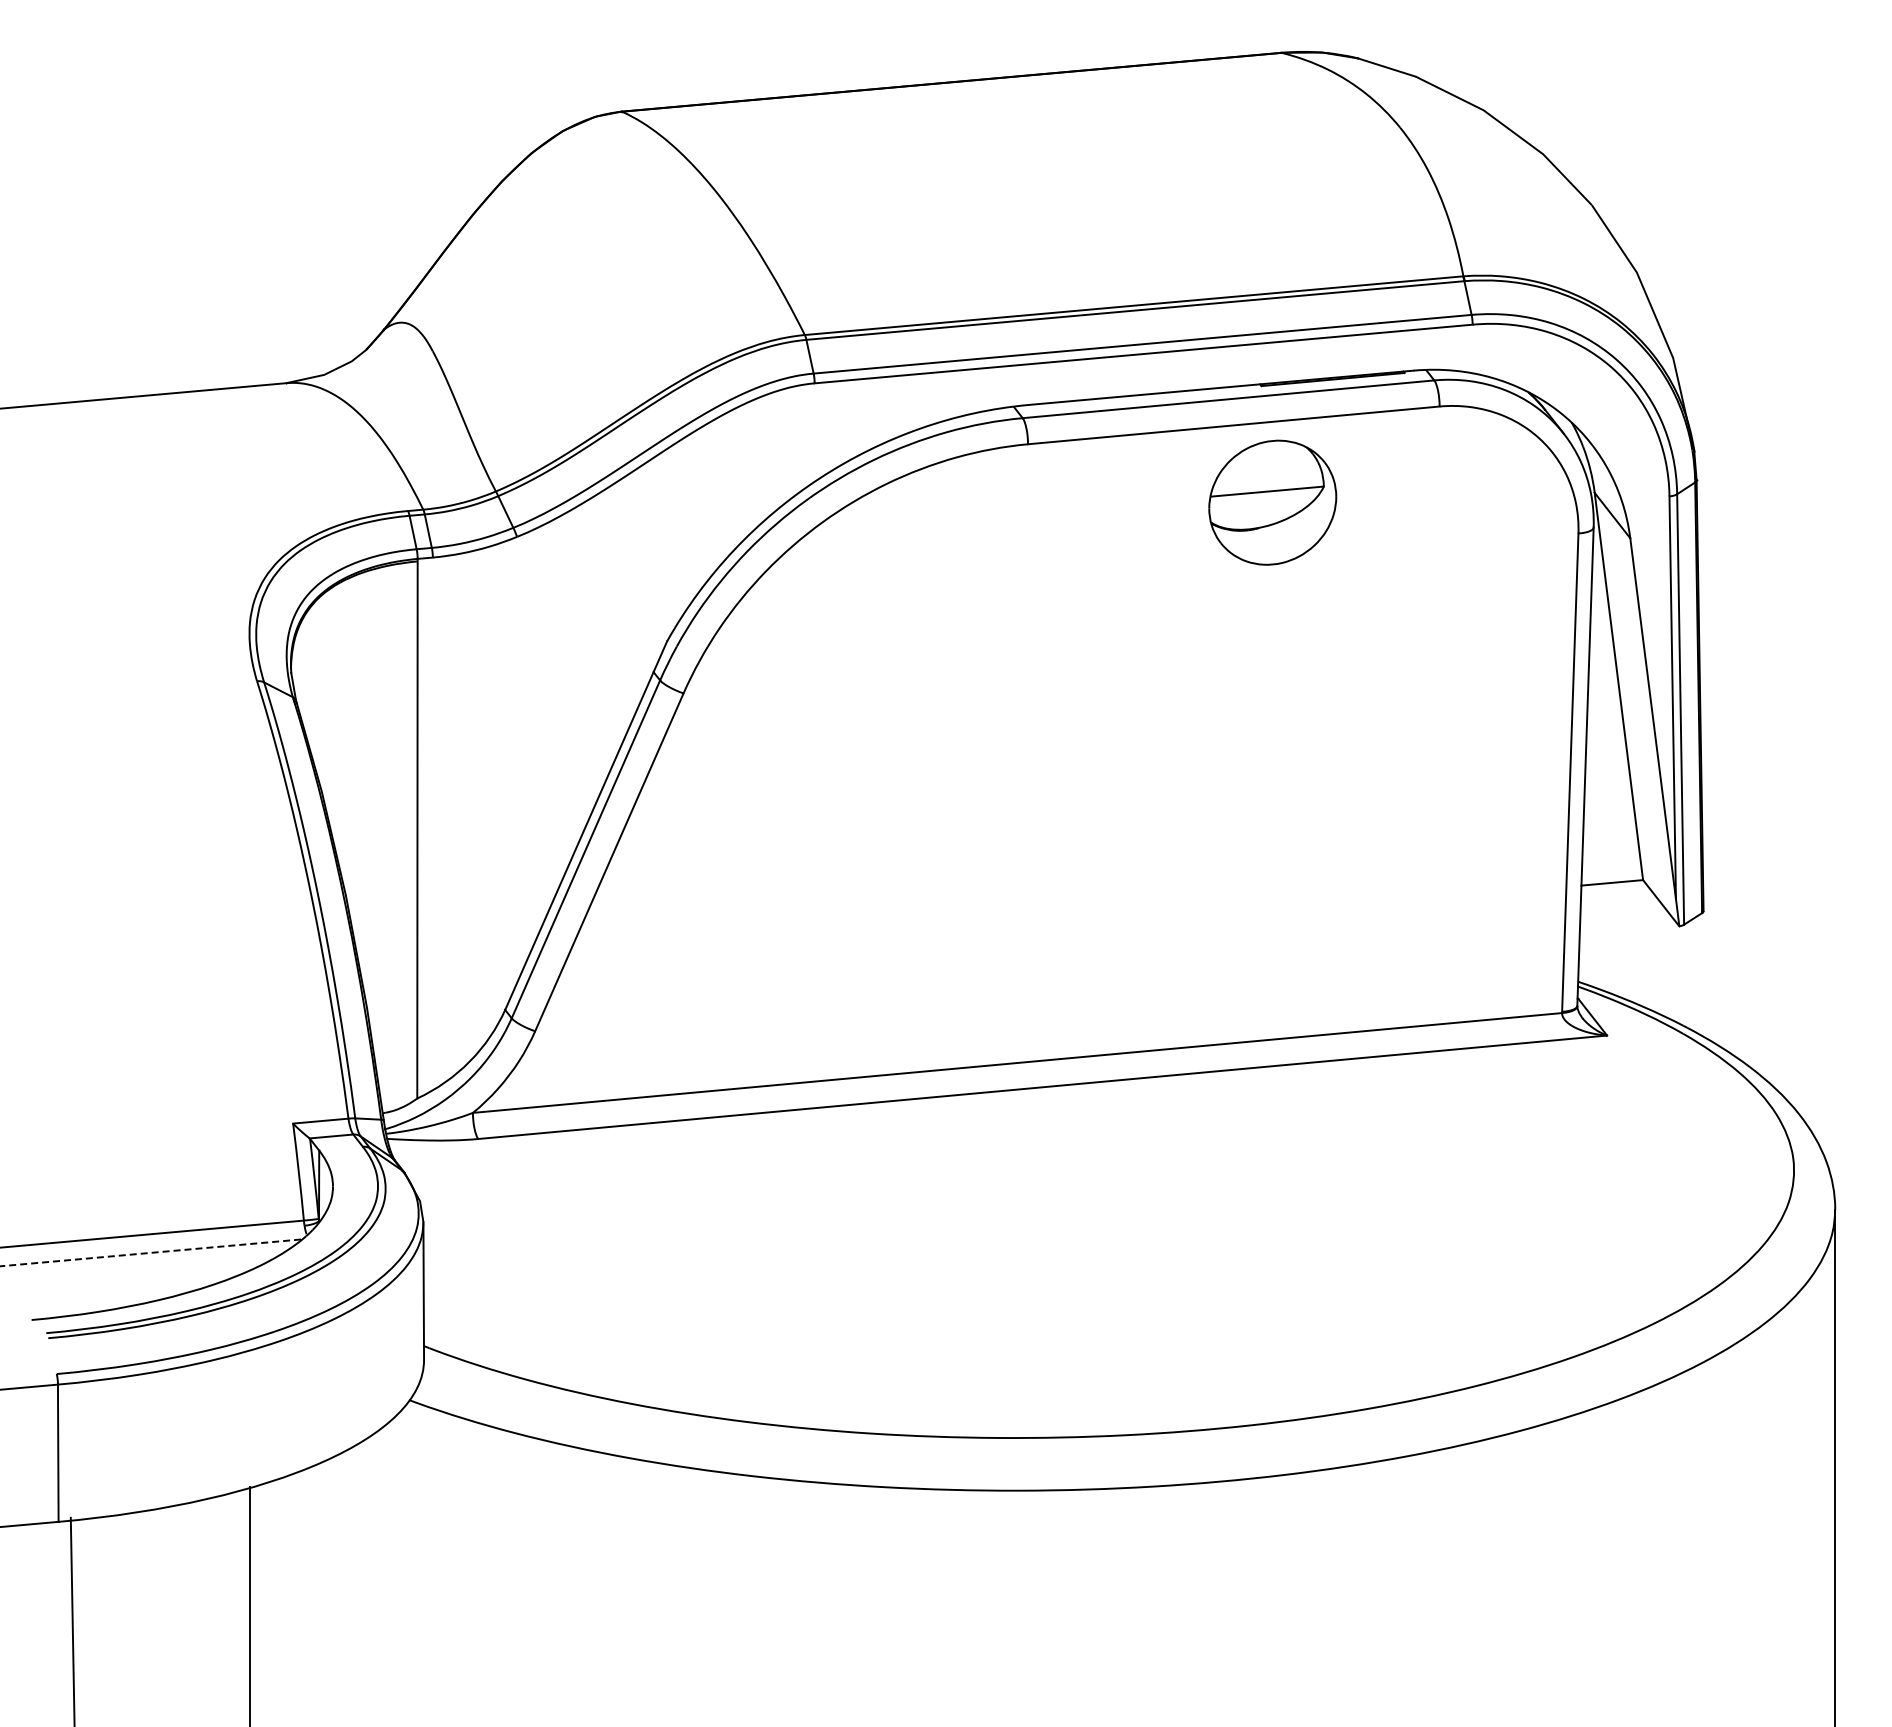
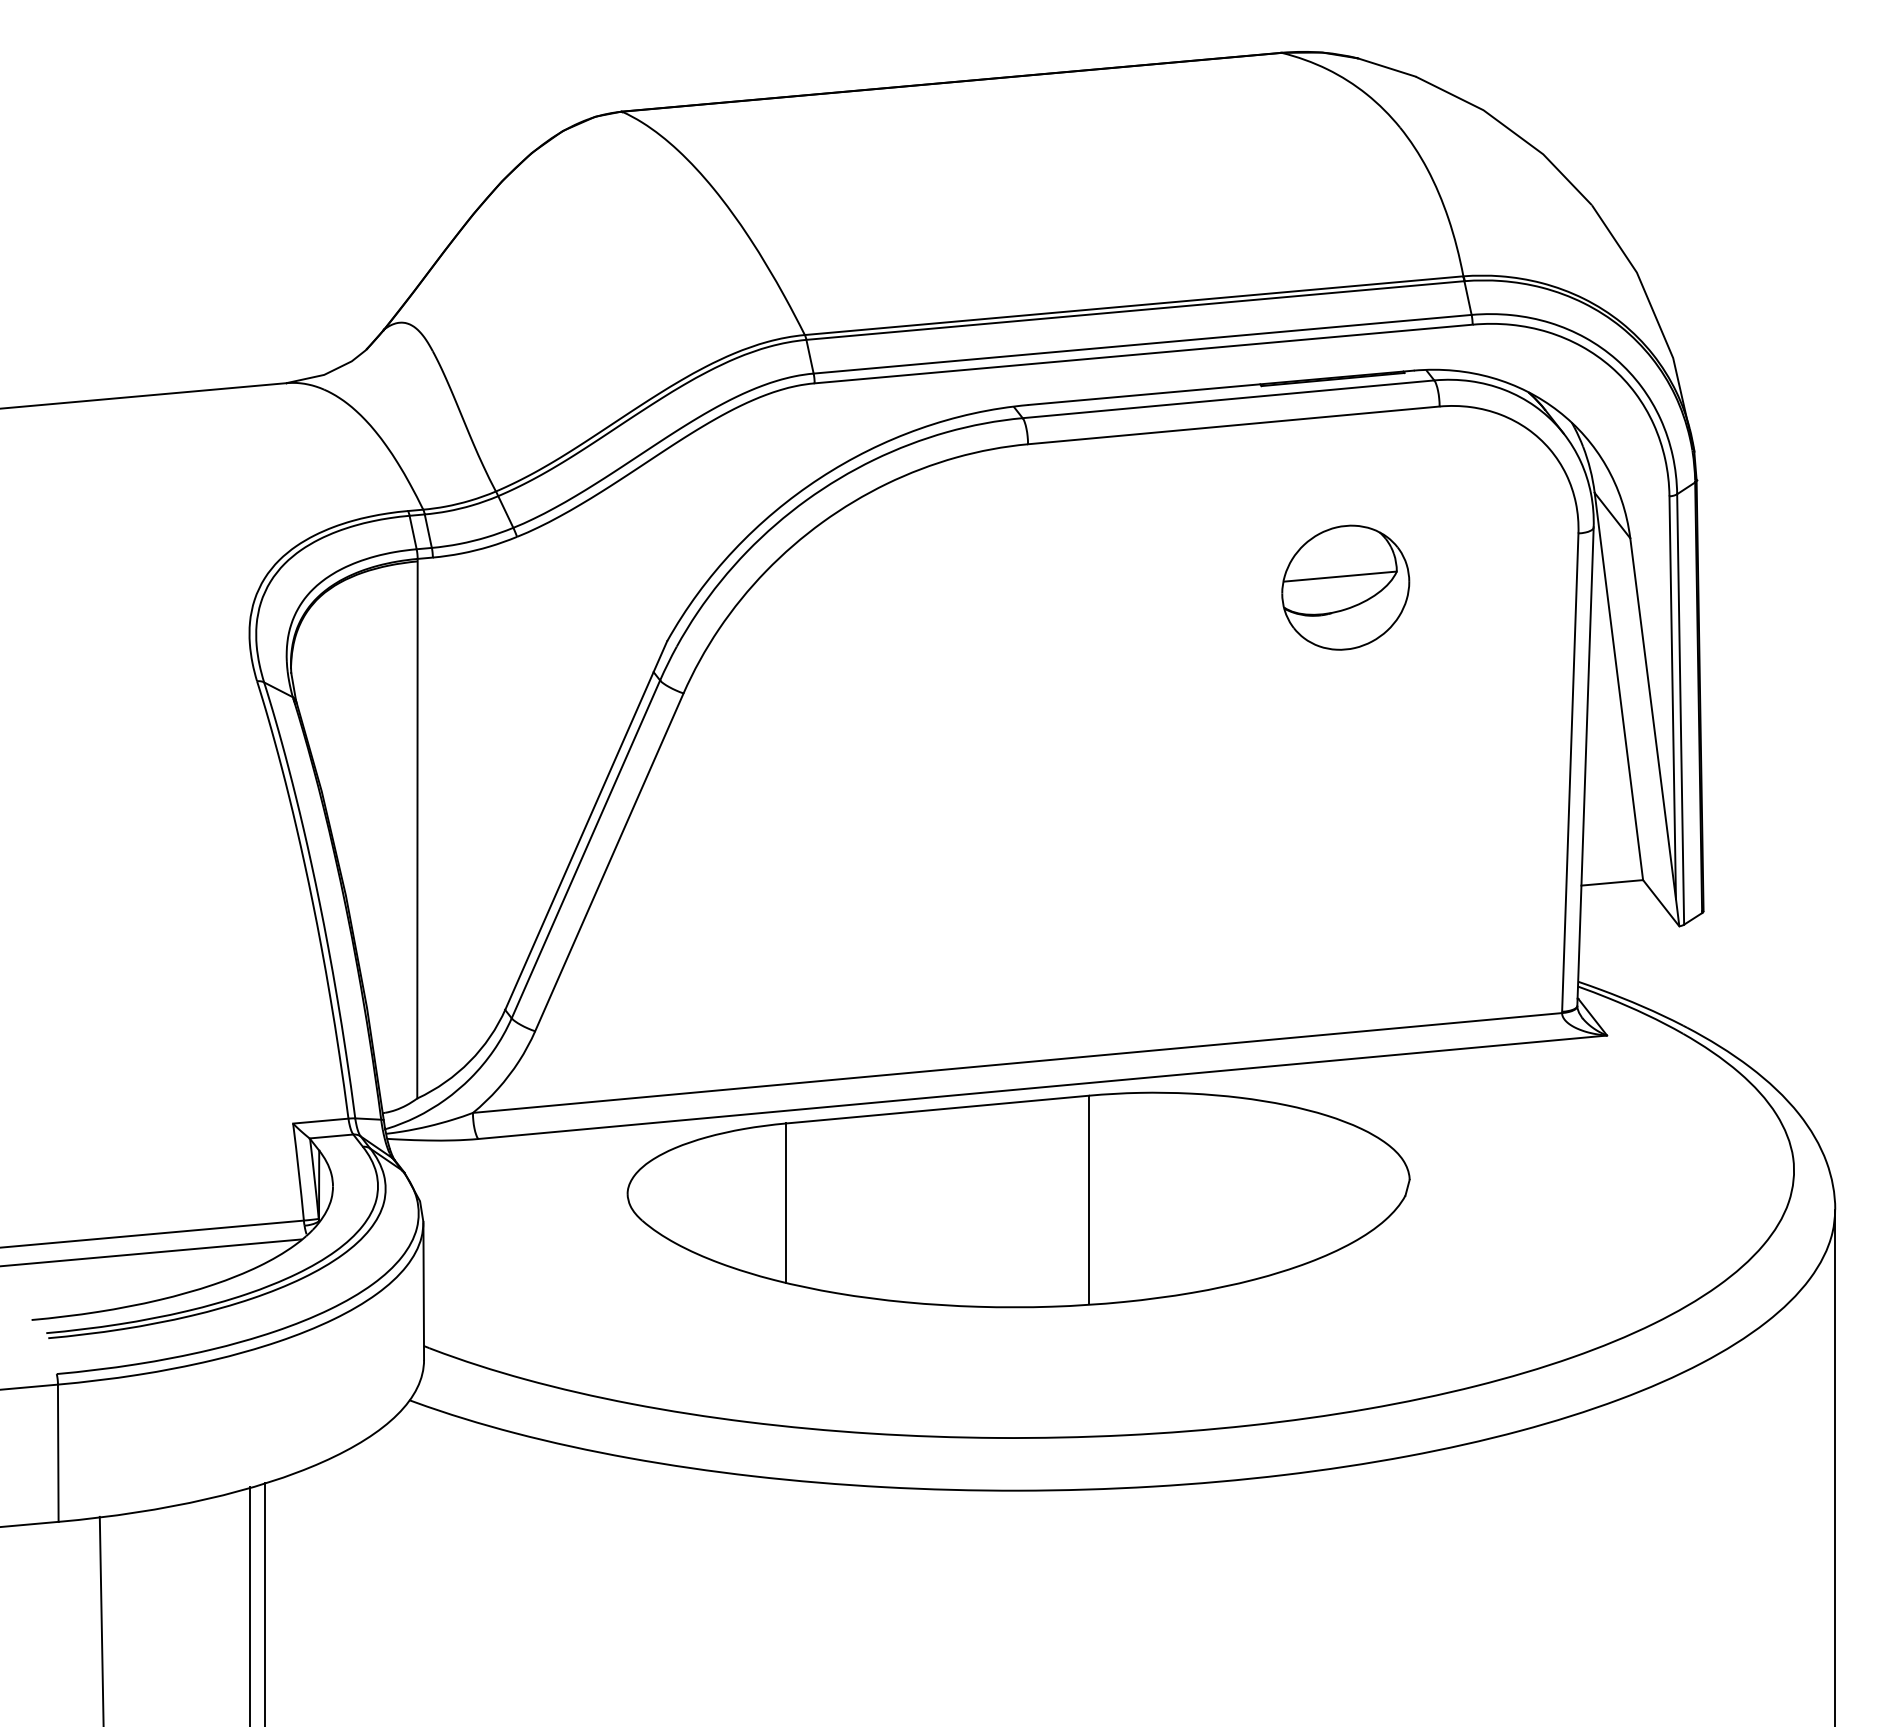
part position: (1272, 502) -> (1345, 587) (1345, 587)
part: none -> present (1018, 1199)
line: dashed -> solid (150, 1252)
line: none -> present (264, 1603)
line position: (72, 1620) -> (101, 1619) (101, 1619)
